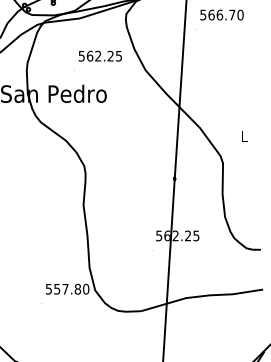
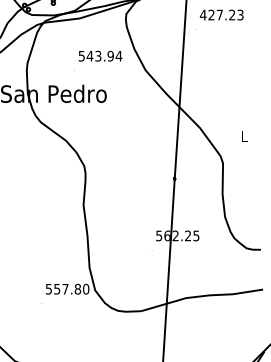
text: 566.70 -> 427.23 (221, 14)
text: 562.25 -> 543.94 (104, 55)
